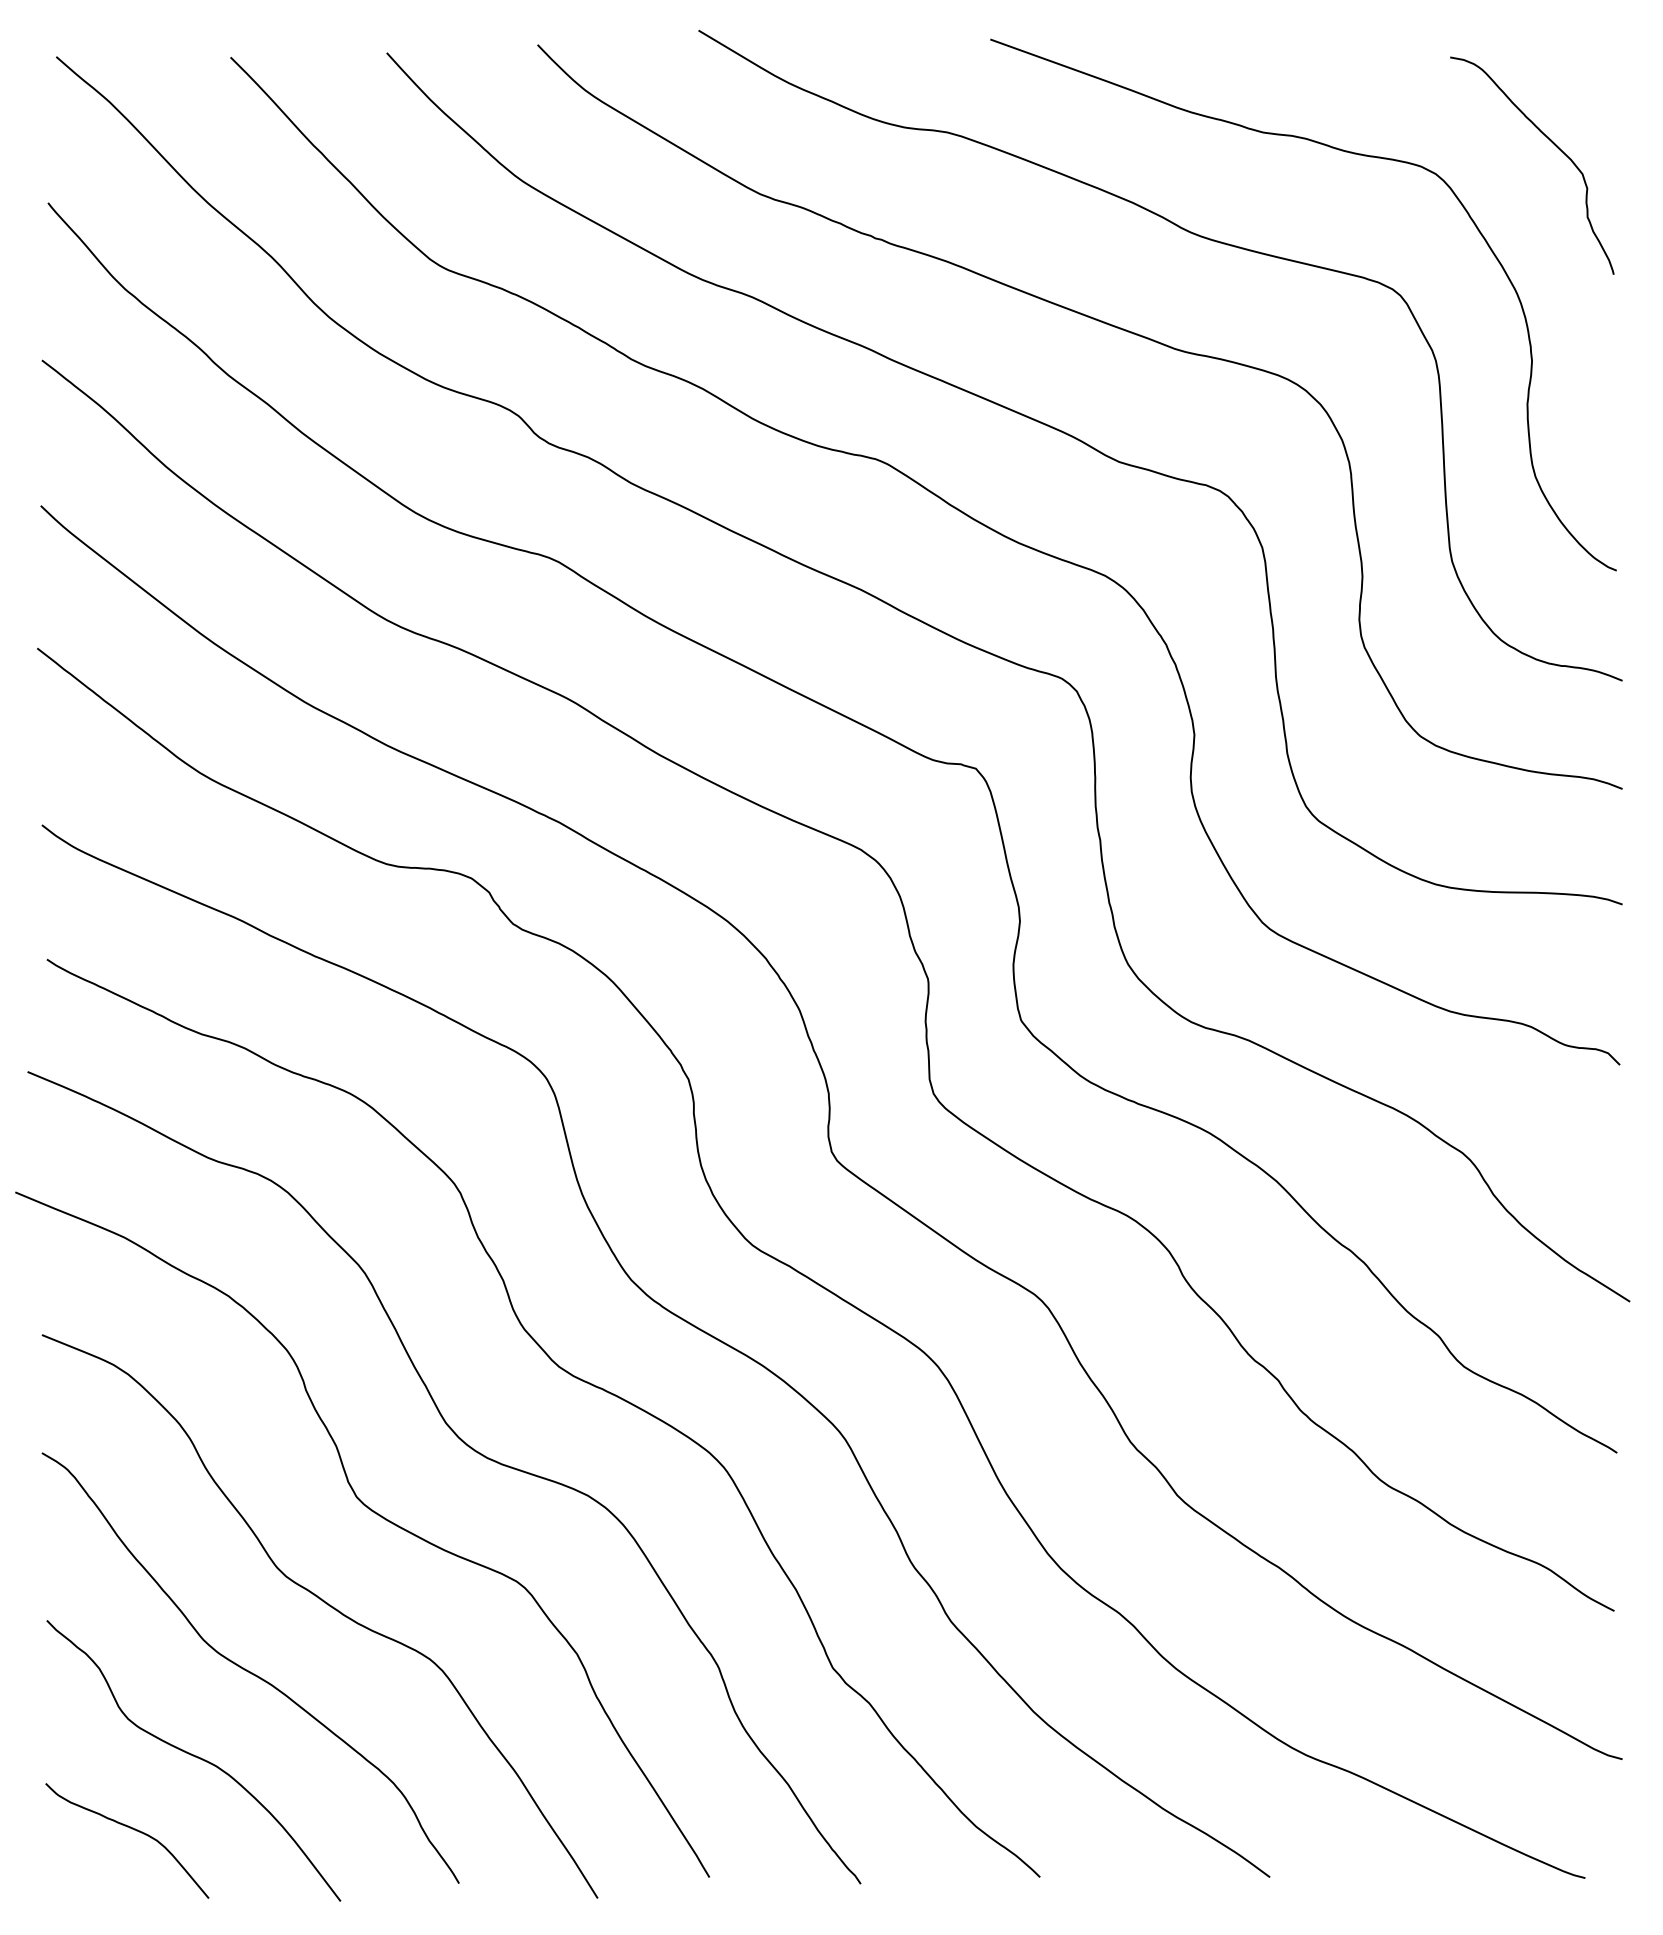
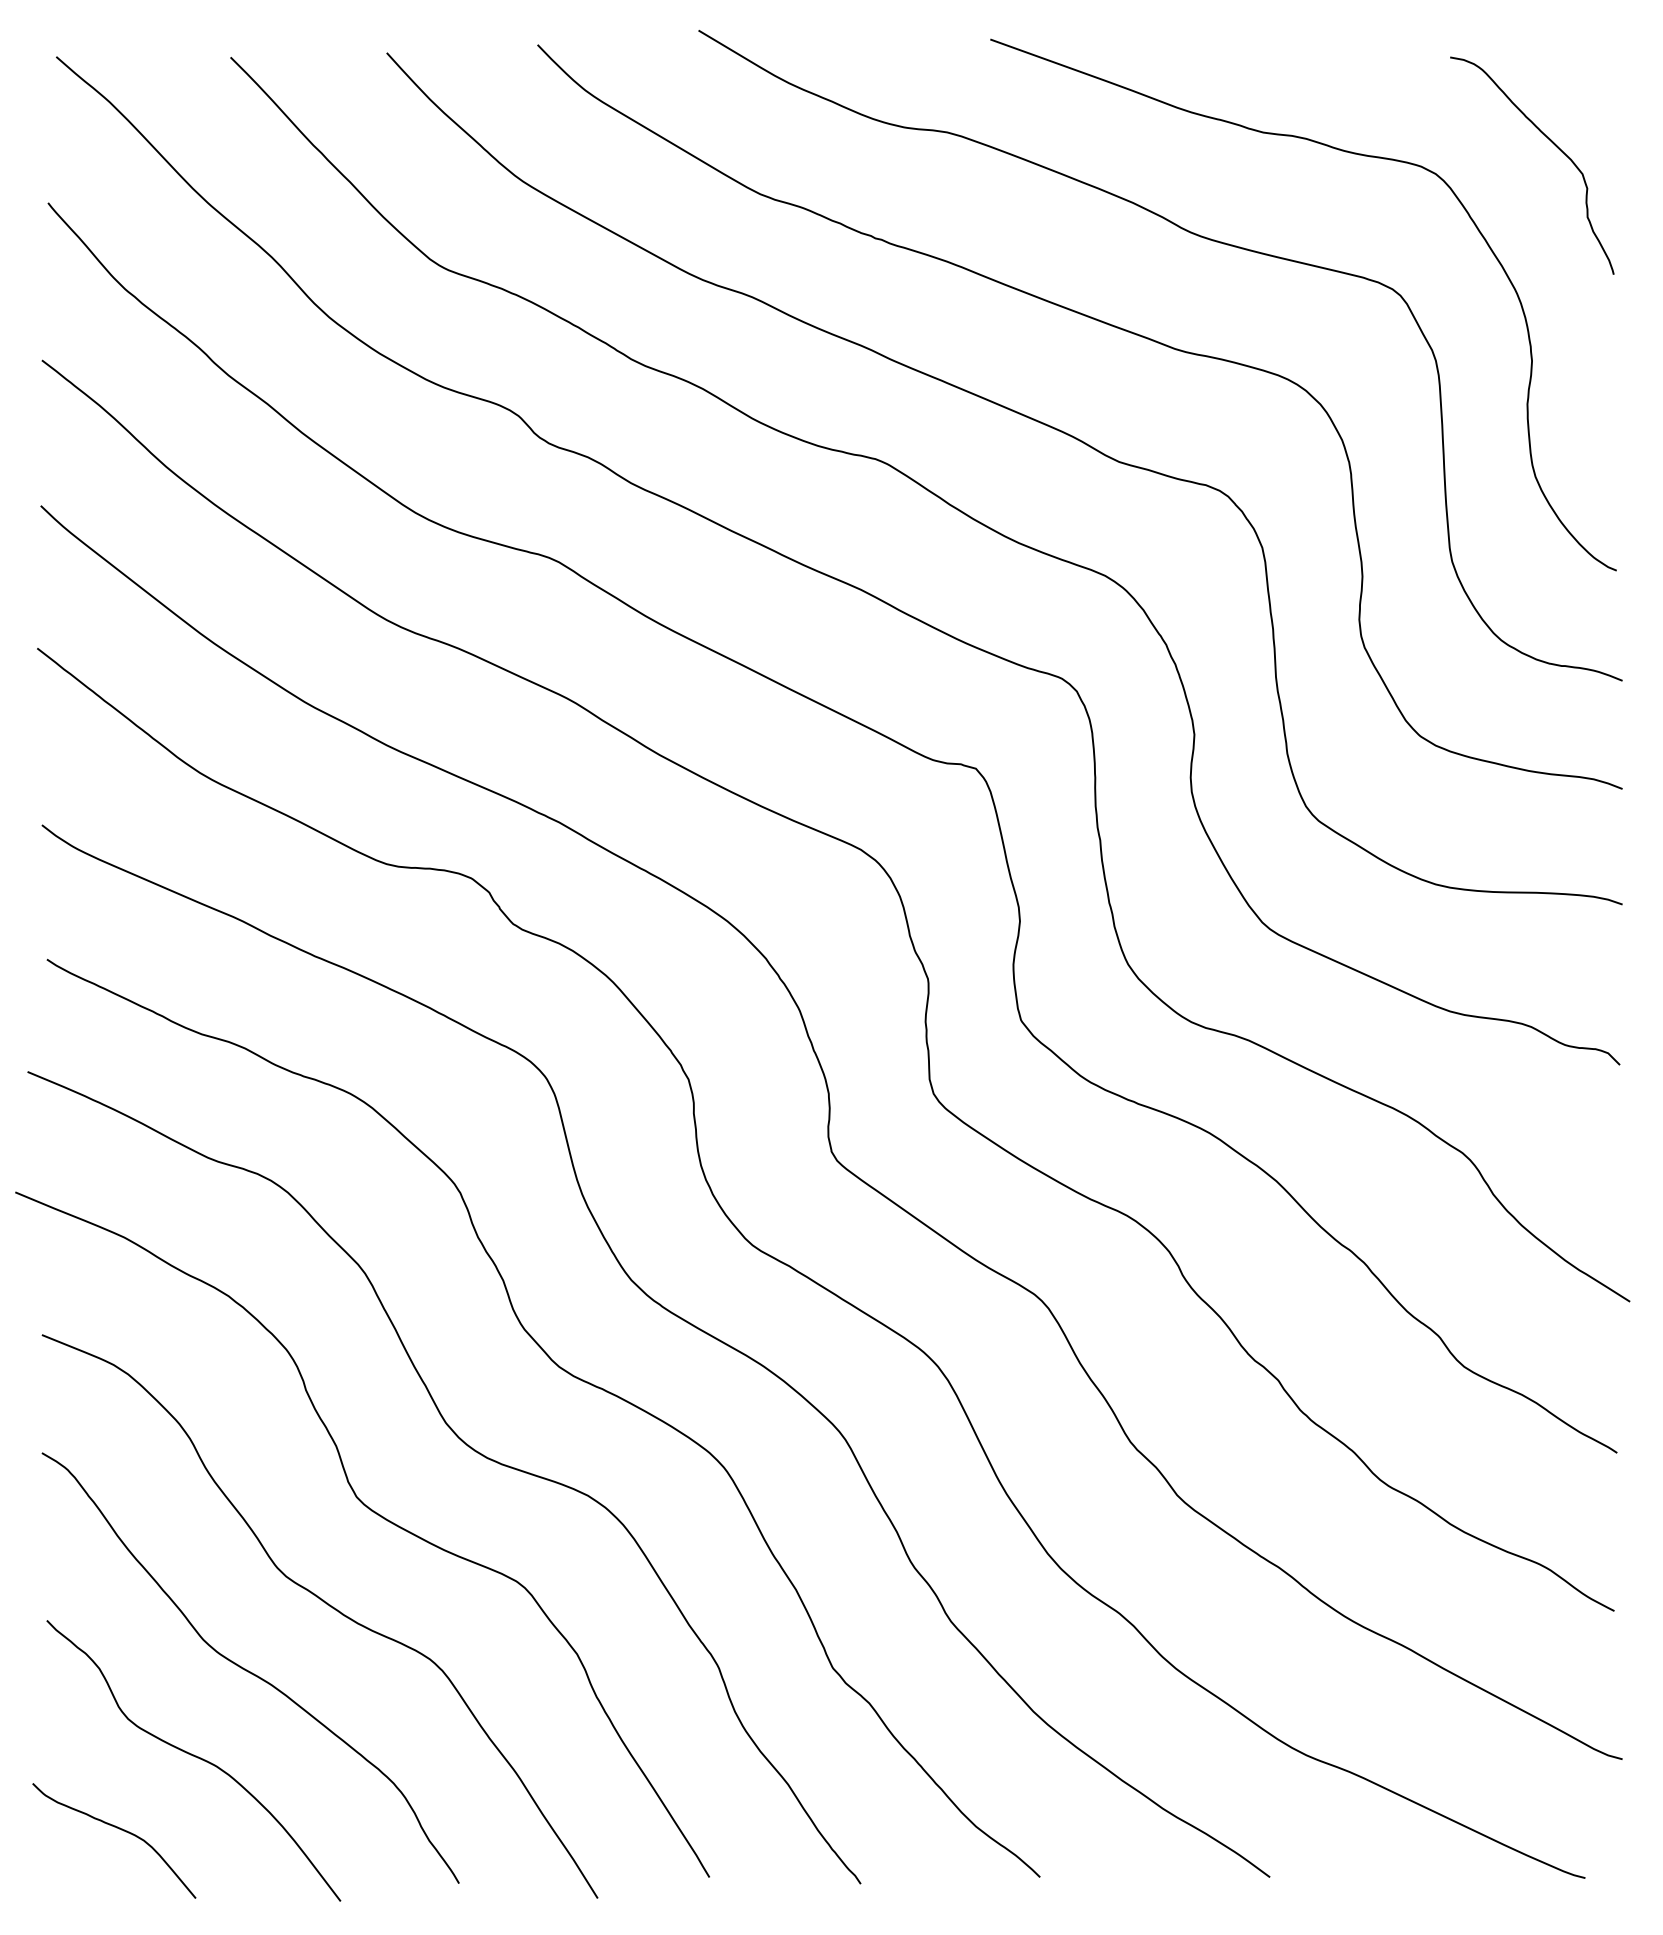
curve position: (132, 1829) -> (119, 1829) (119, 1829)
